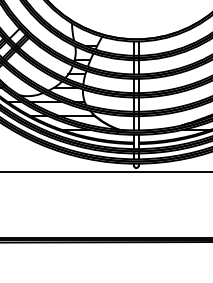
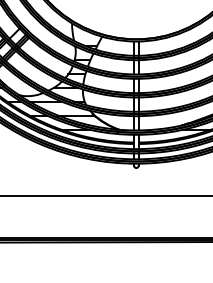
line position: (105, 172) -> (105, 196) (105, 196)
